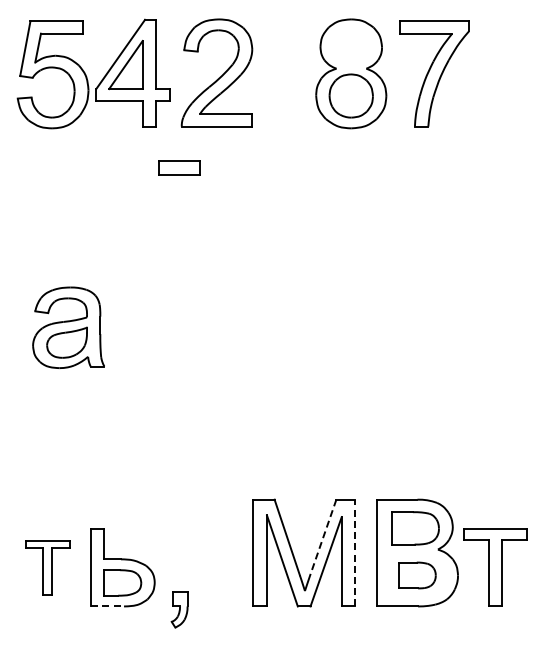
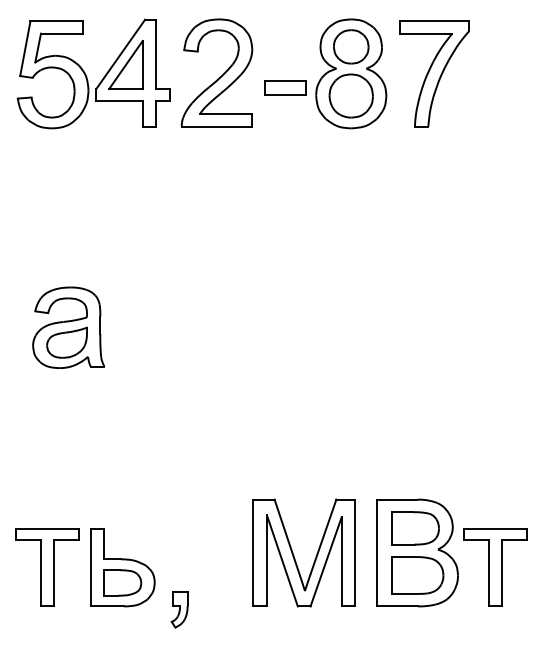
part: none -> present (351, 46)
part position: (179, 167) -> (285, 87) (285, 87)
line: dashed -> solid (323, 537)
line: dashed -> solid (355, 552)
part size: 46x56 px -> 65x79 px (47, 567)
part size: 39x29 px -> 54x39 px (417, 575)
line: dashed -> solid (108, 606)
